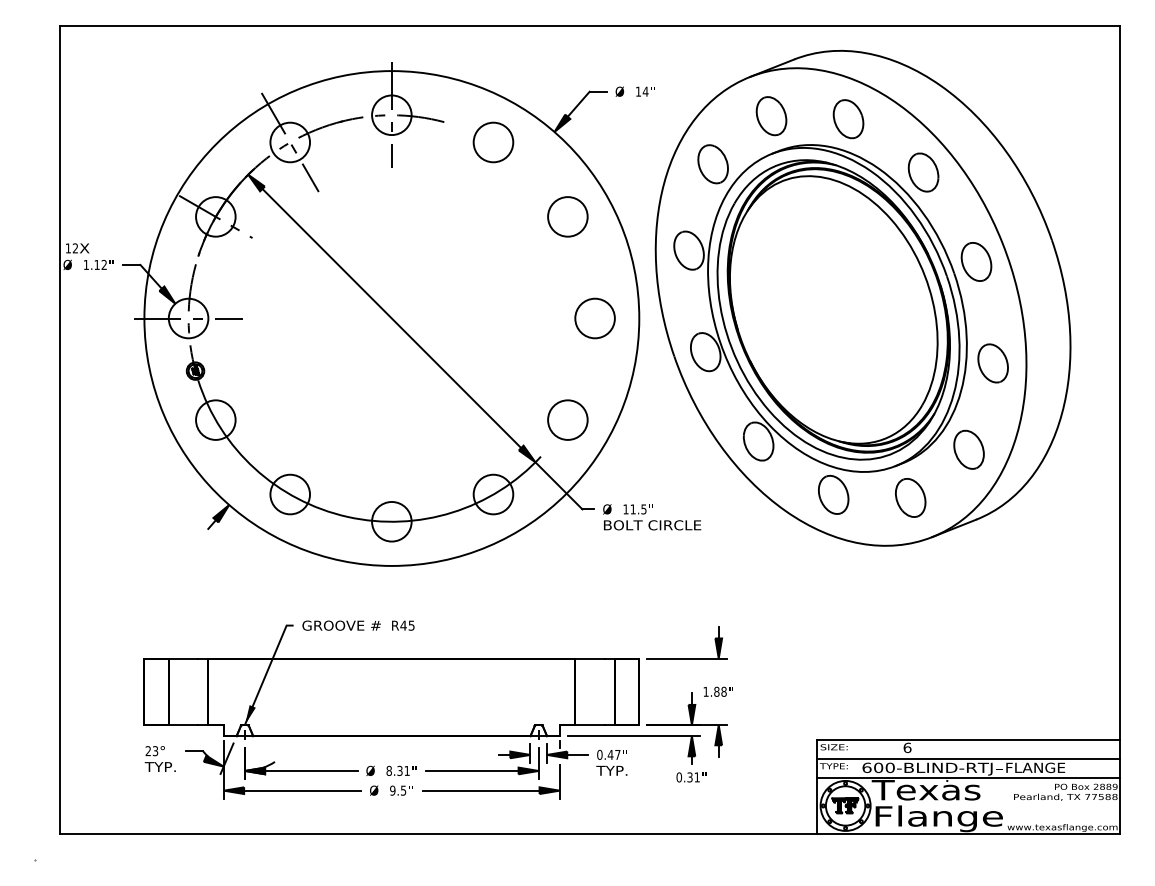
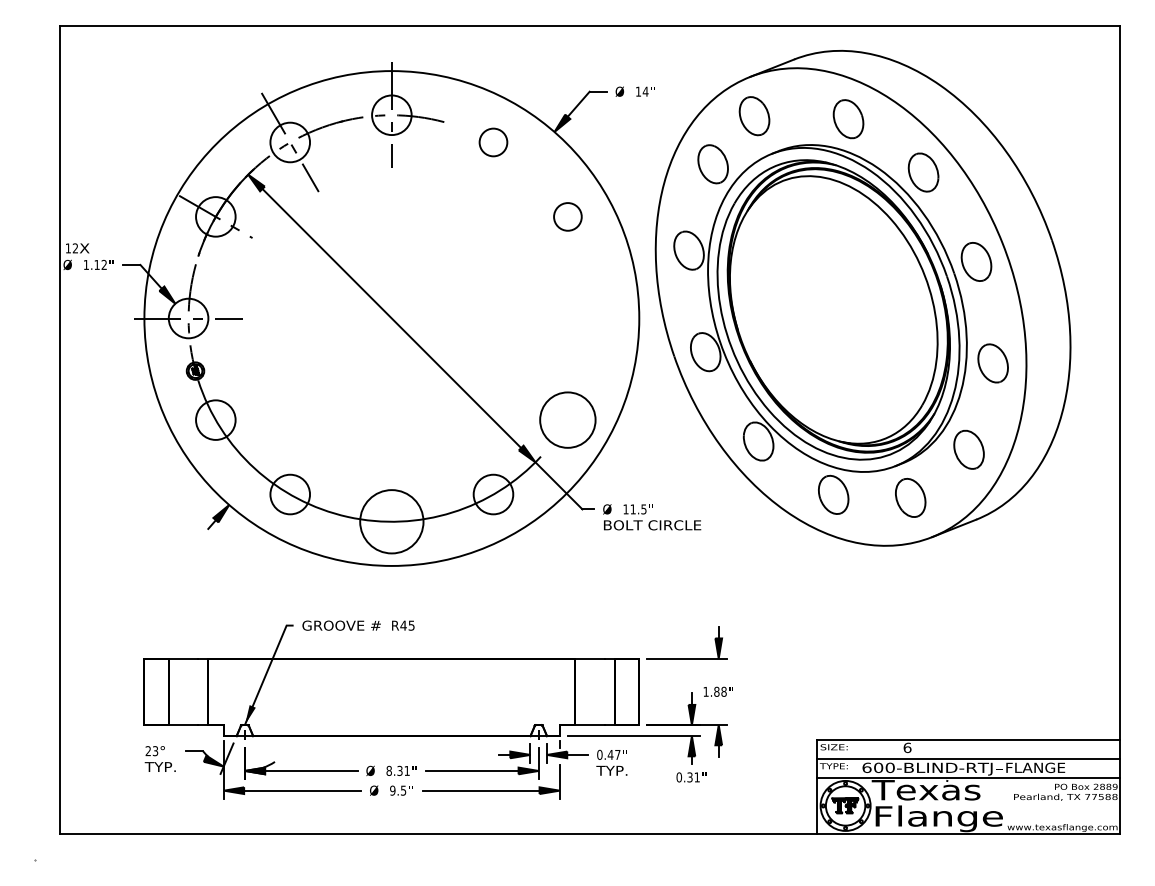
part position: (771, 116) -> (754, 116) (754, 116)
circle size: 43x43 px -> 31x31 px (493, 142)
circle size: 42x42 px -> 30x30 px (567, 216)
circle: present -> none (594, 318)
circle diameter: 40 px -> 55 px (567, 419)
circle diameter: 40 px -> 63 px (391, 521)
